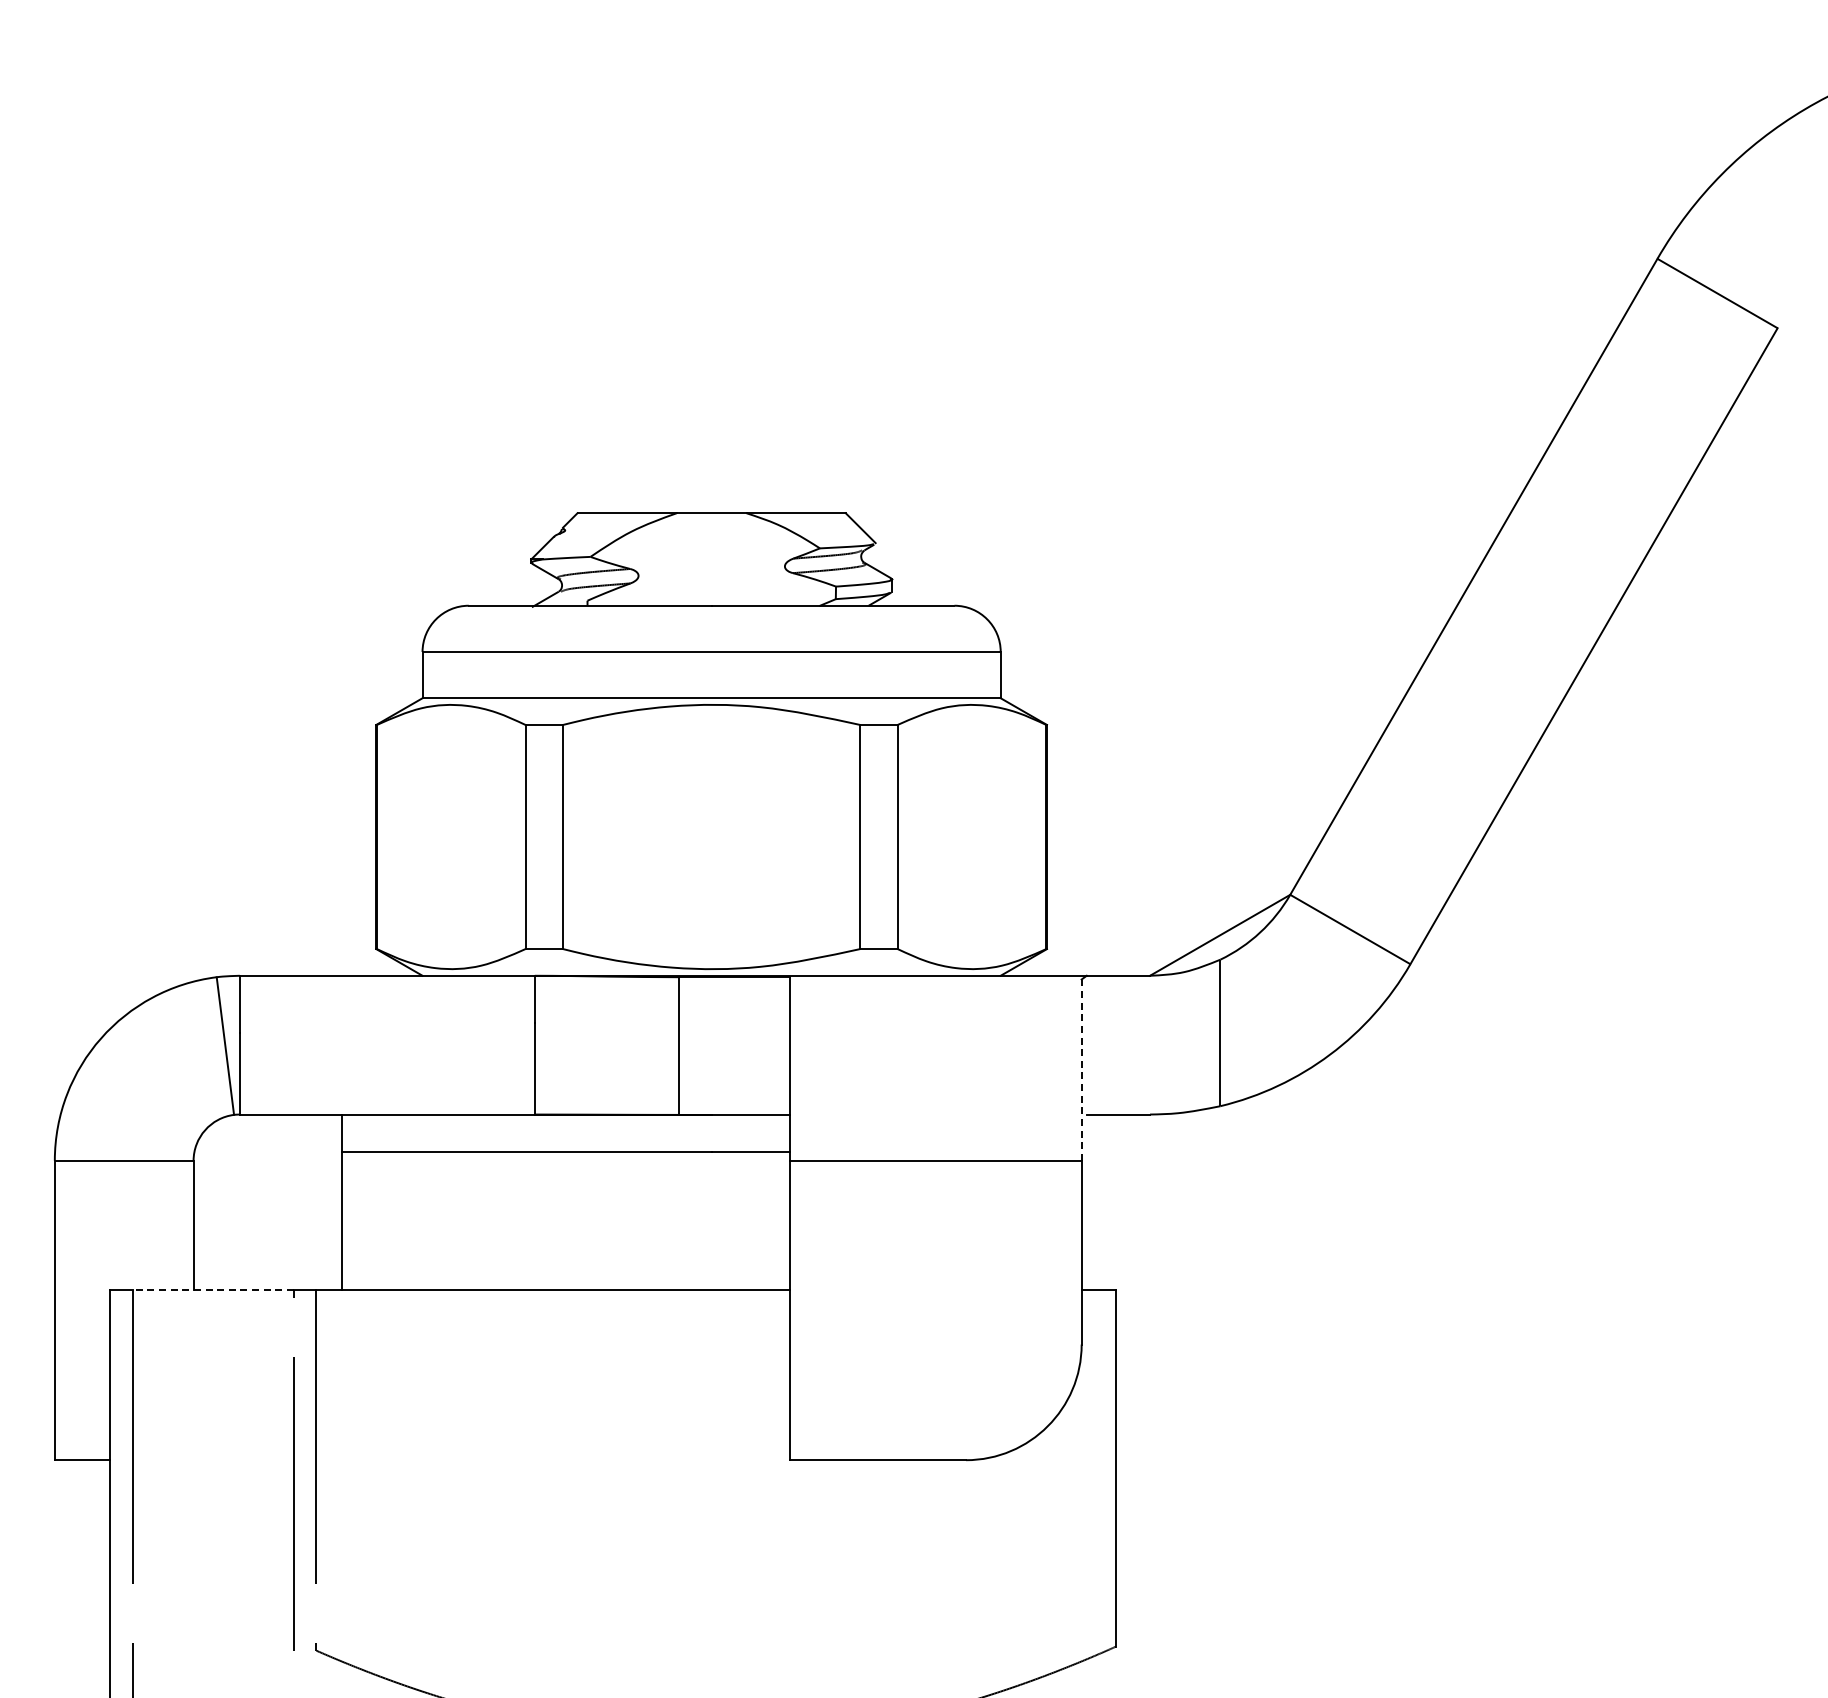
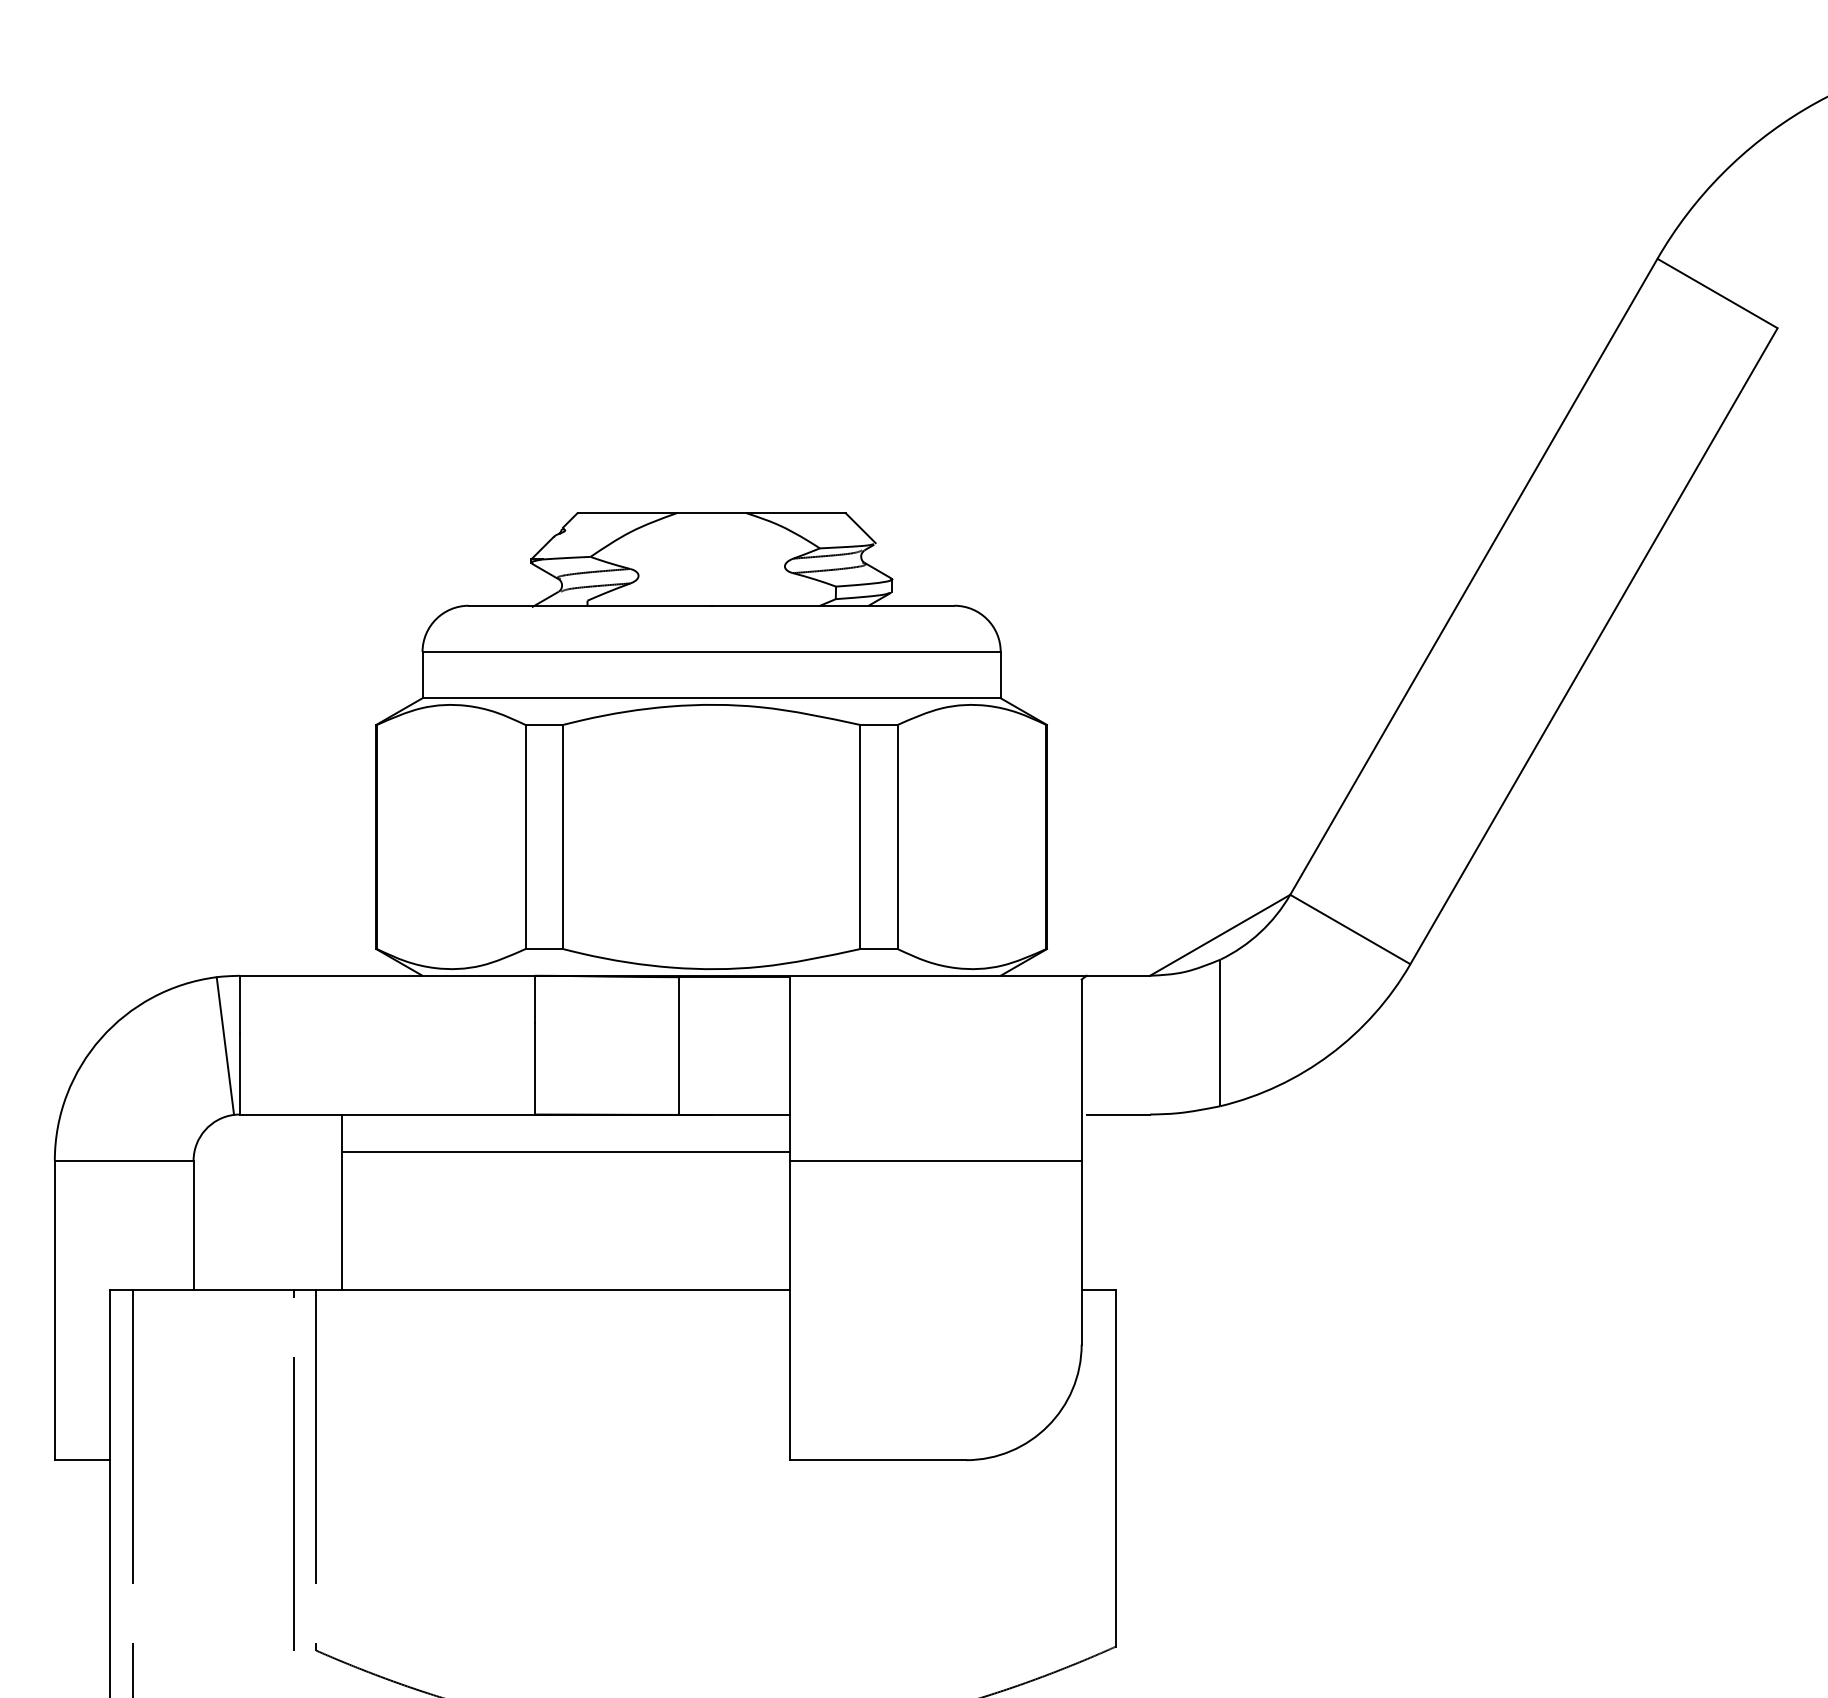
line: dashed -> solid (1081, 1070)
line: dashed -> solid (213, 1290)
